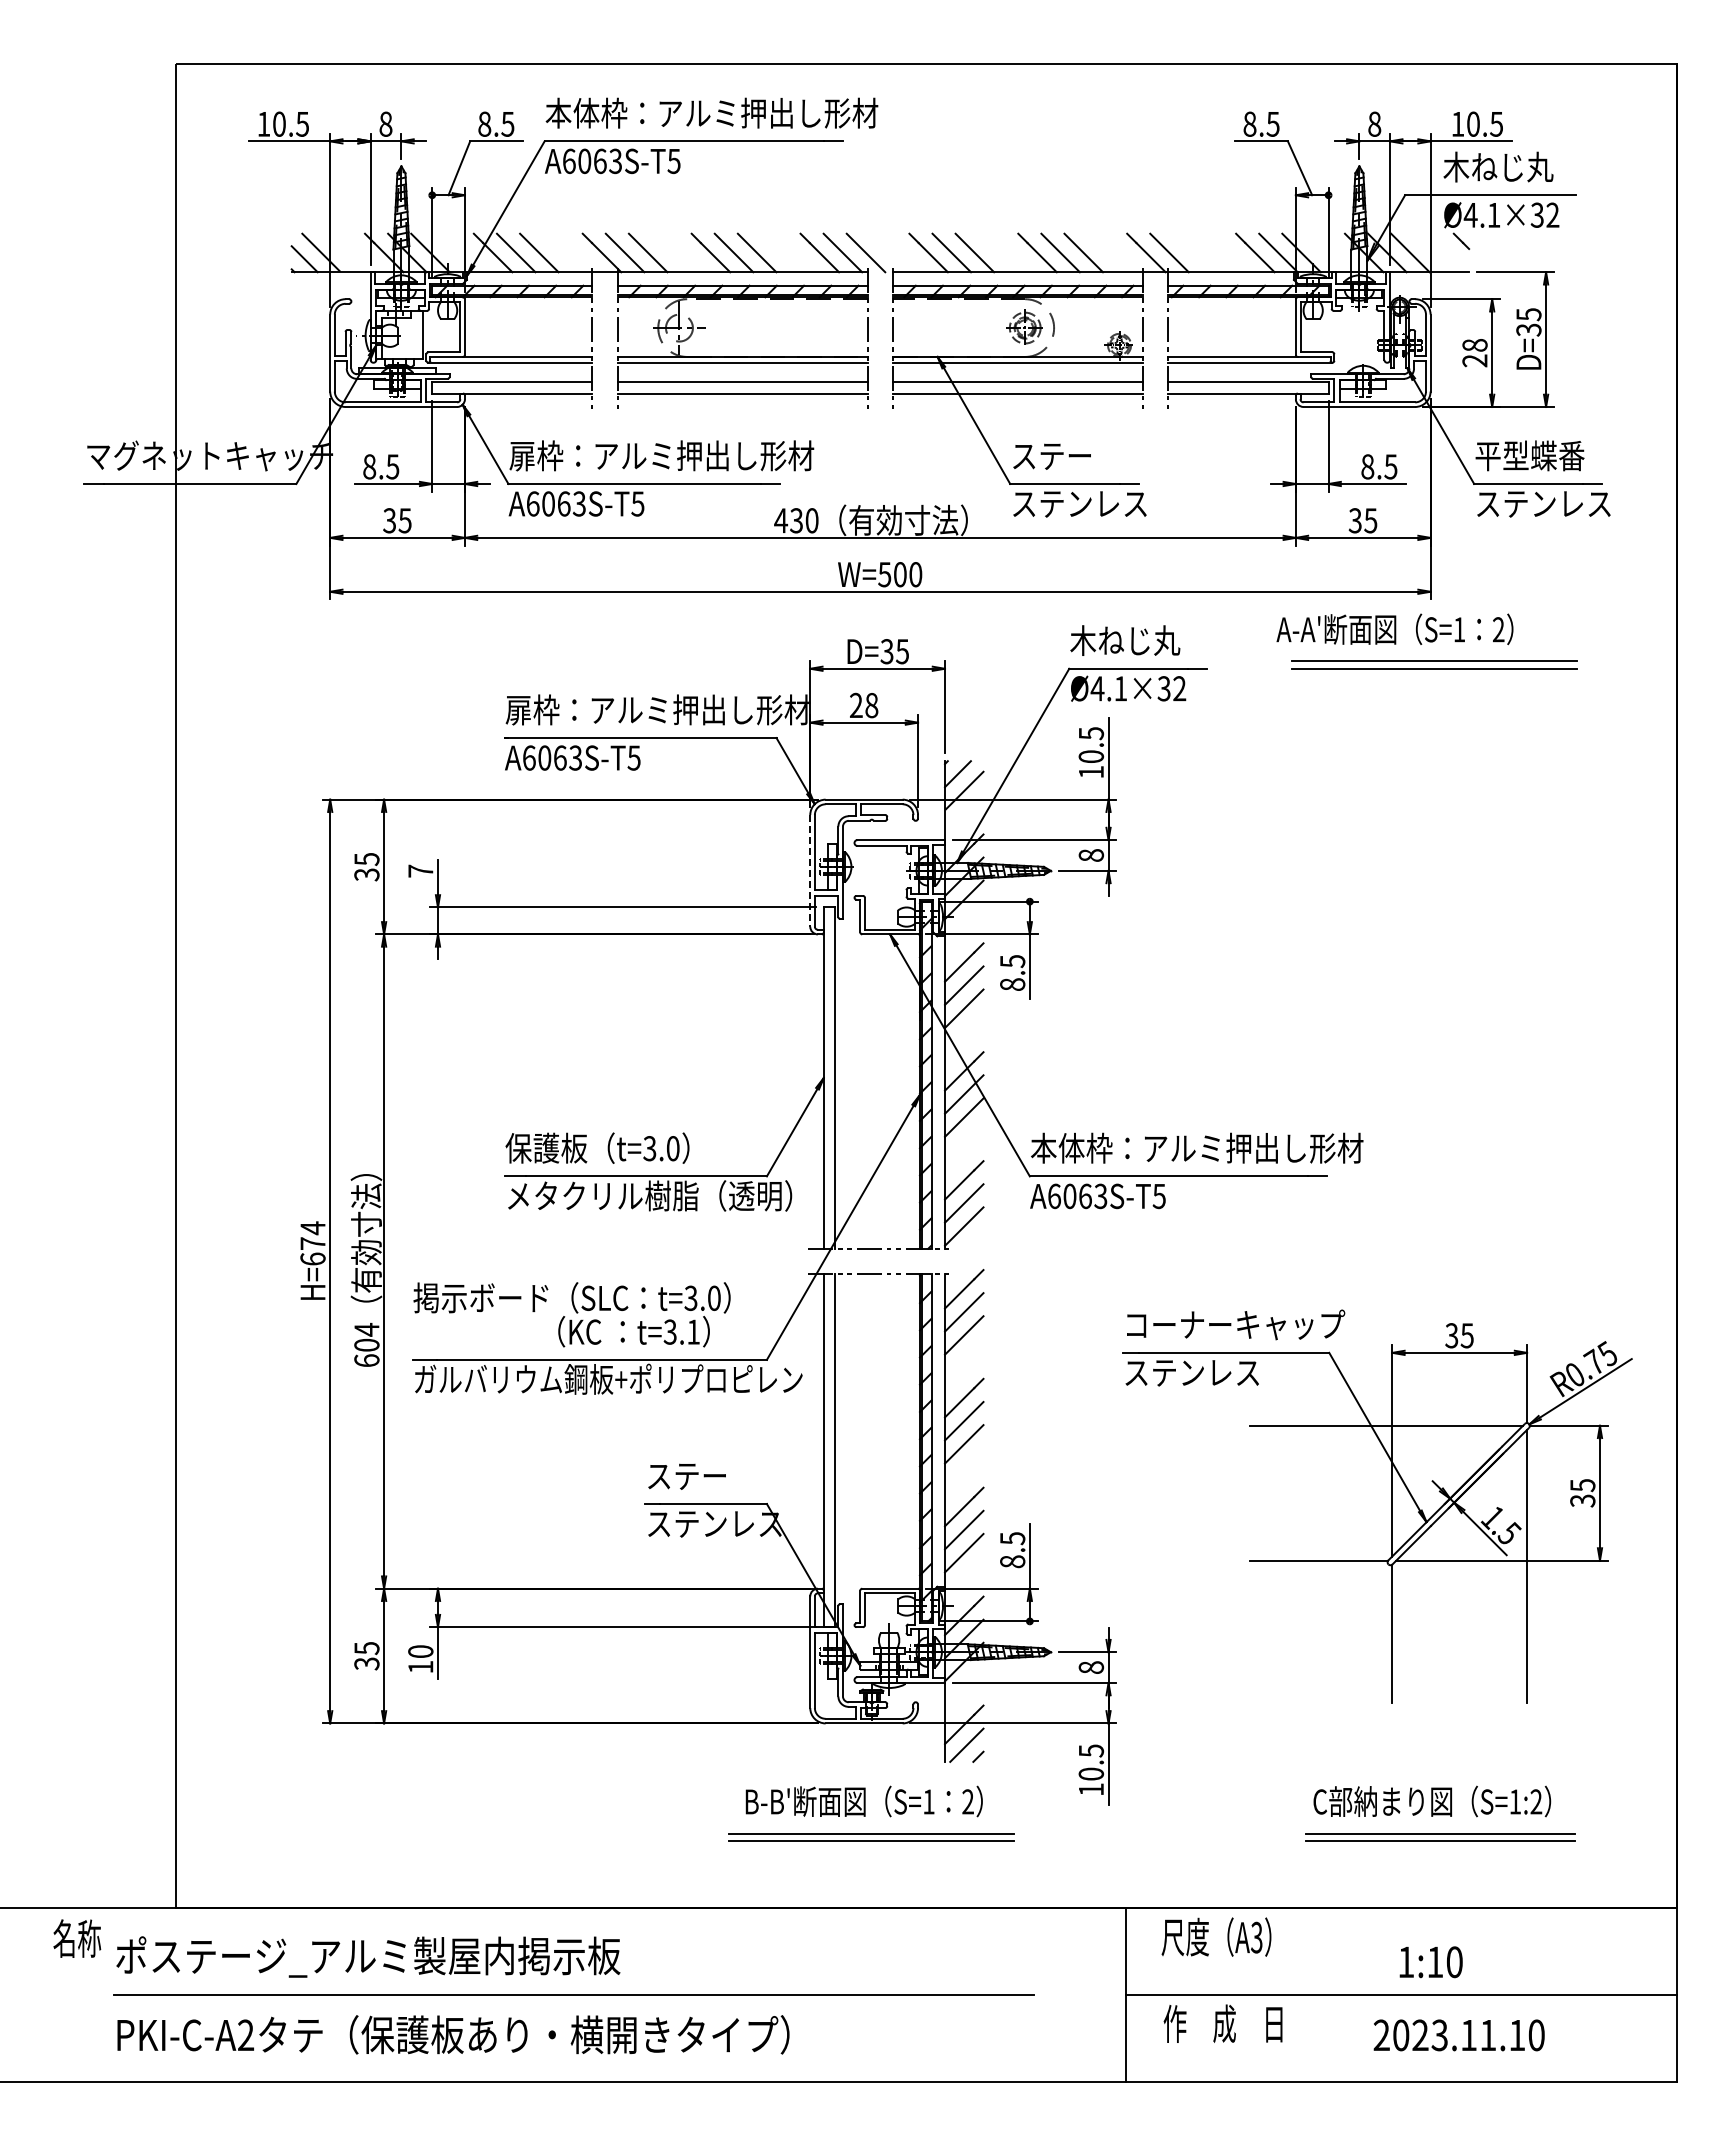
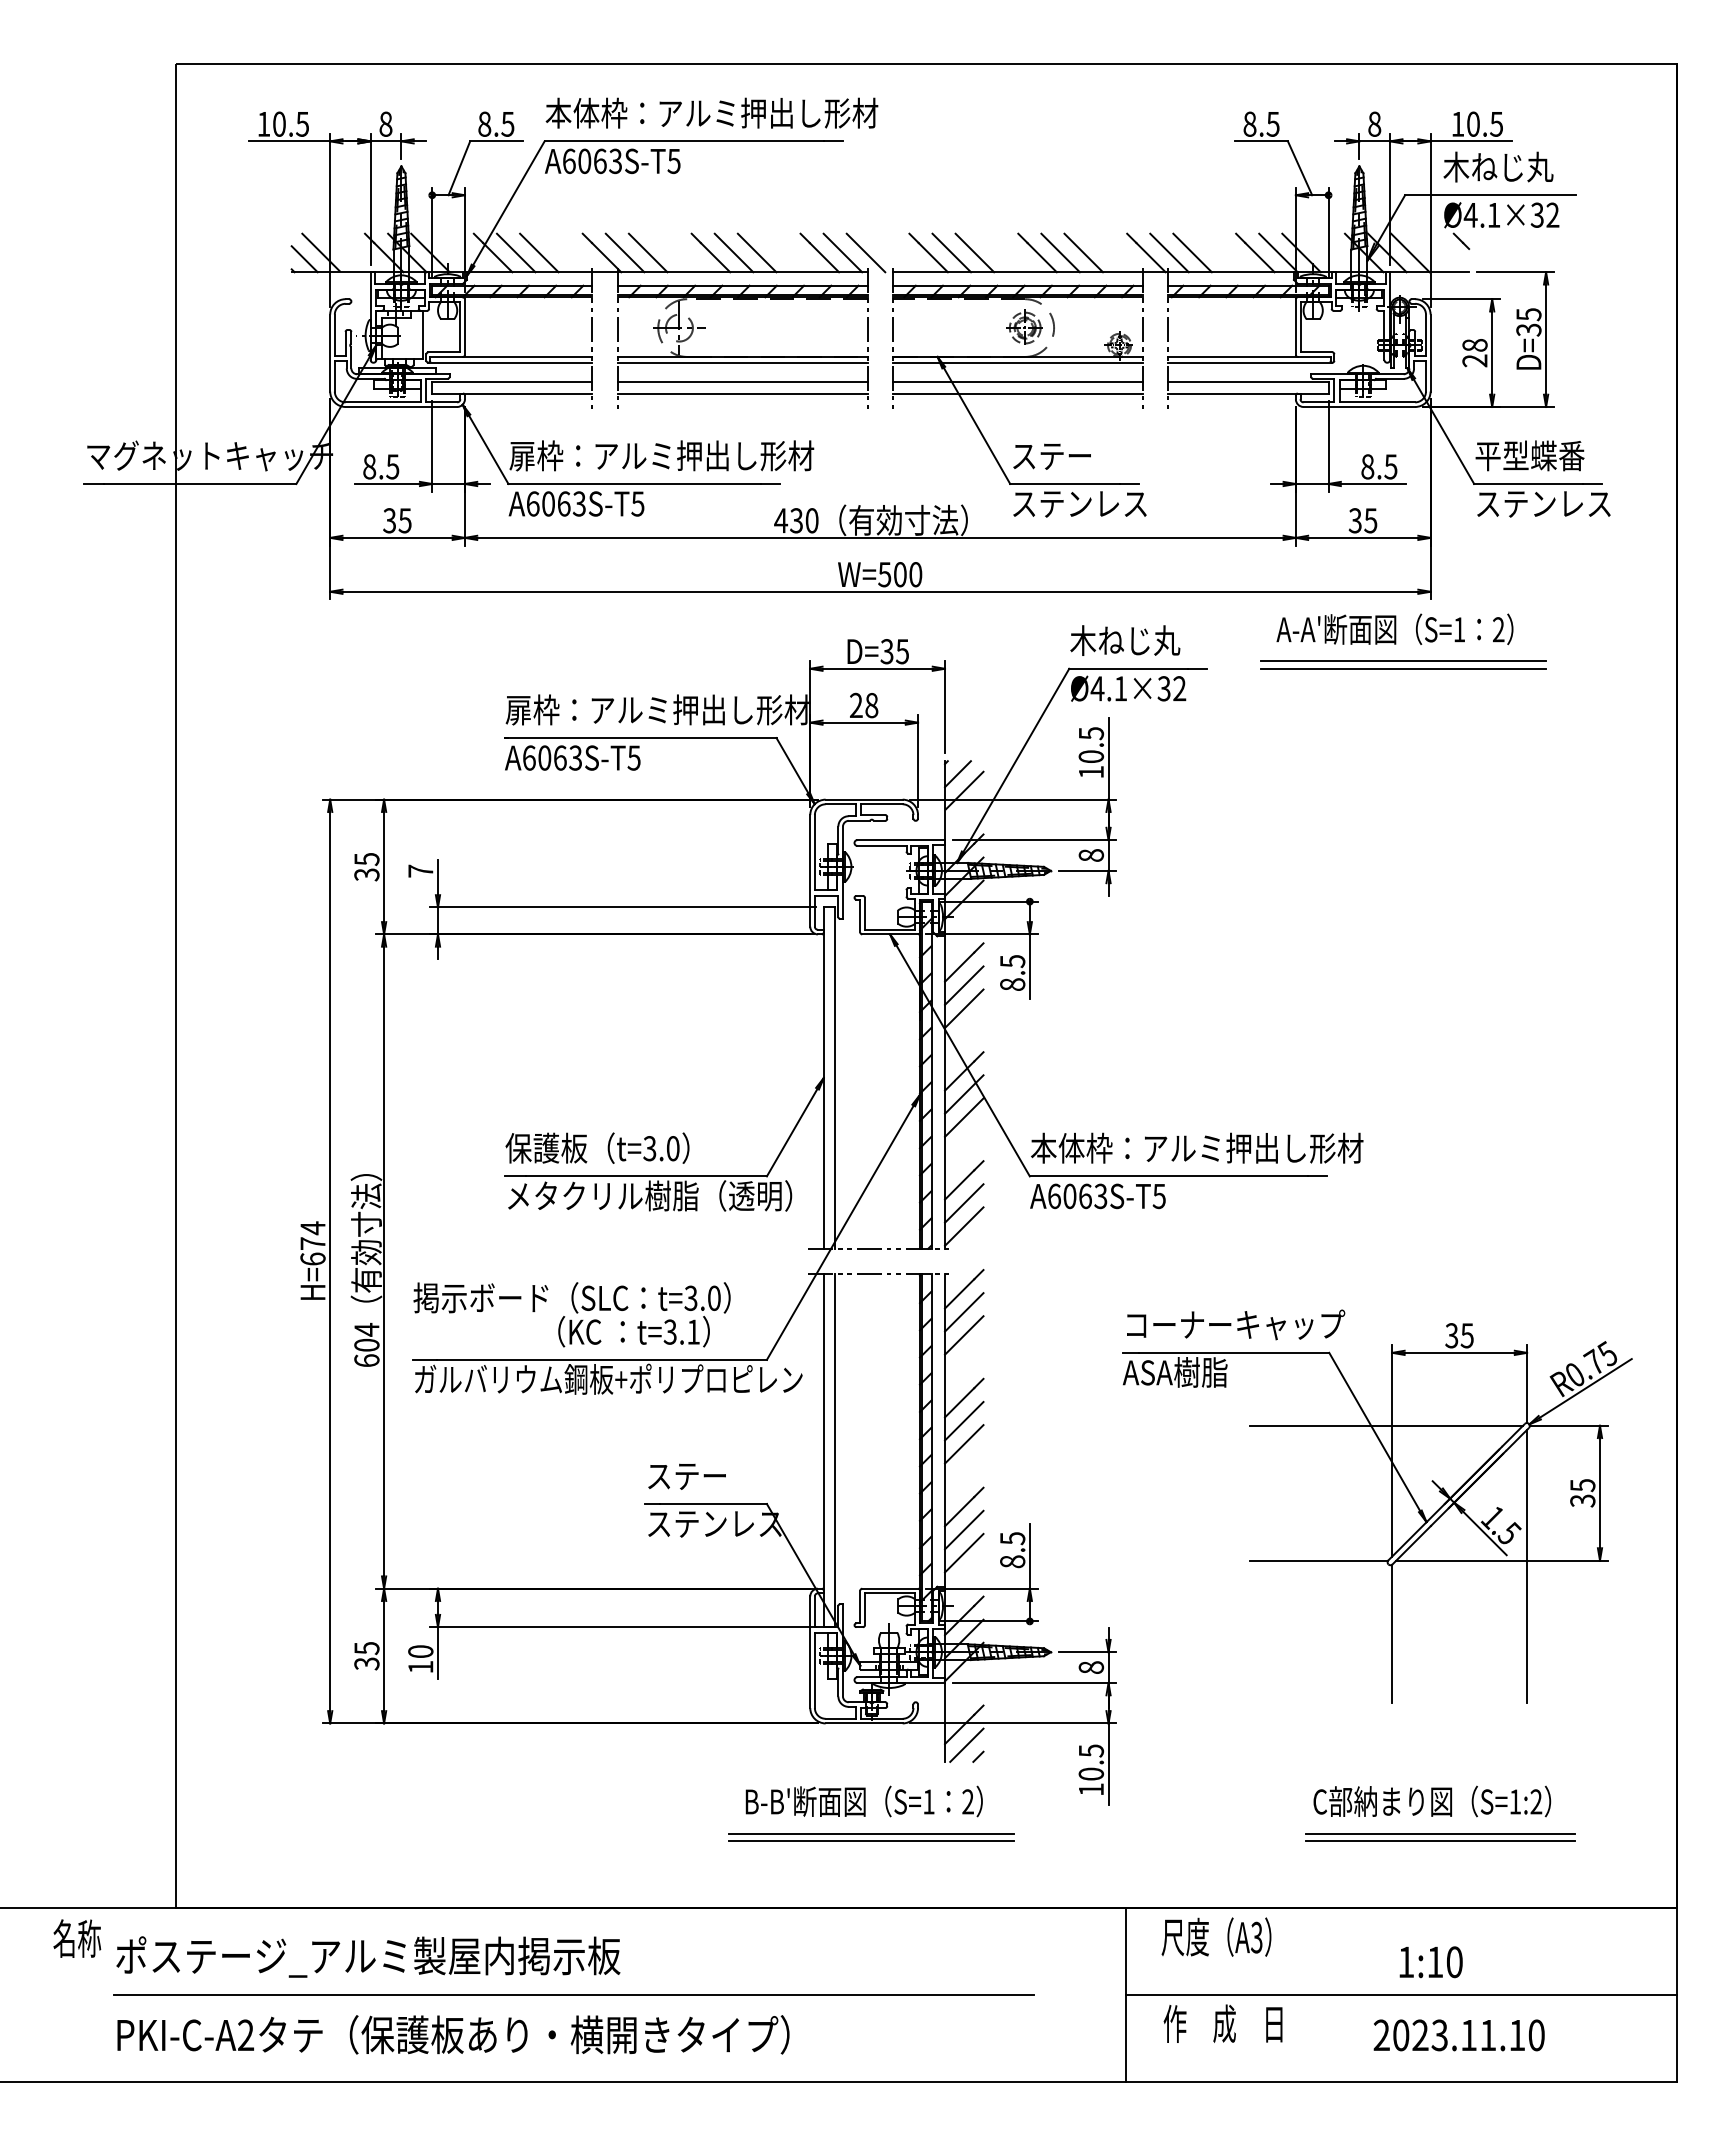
line: none -> present (1192, 252)
part position: (1434, 664) -> (1403, 664) (1403, 664)
line: dashed -> solid (810, 870)
text: ステンレス -> ASA樹脂 (1190, 1372)
